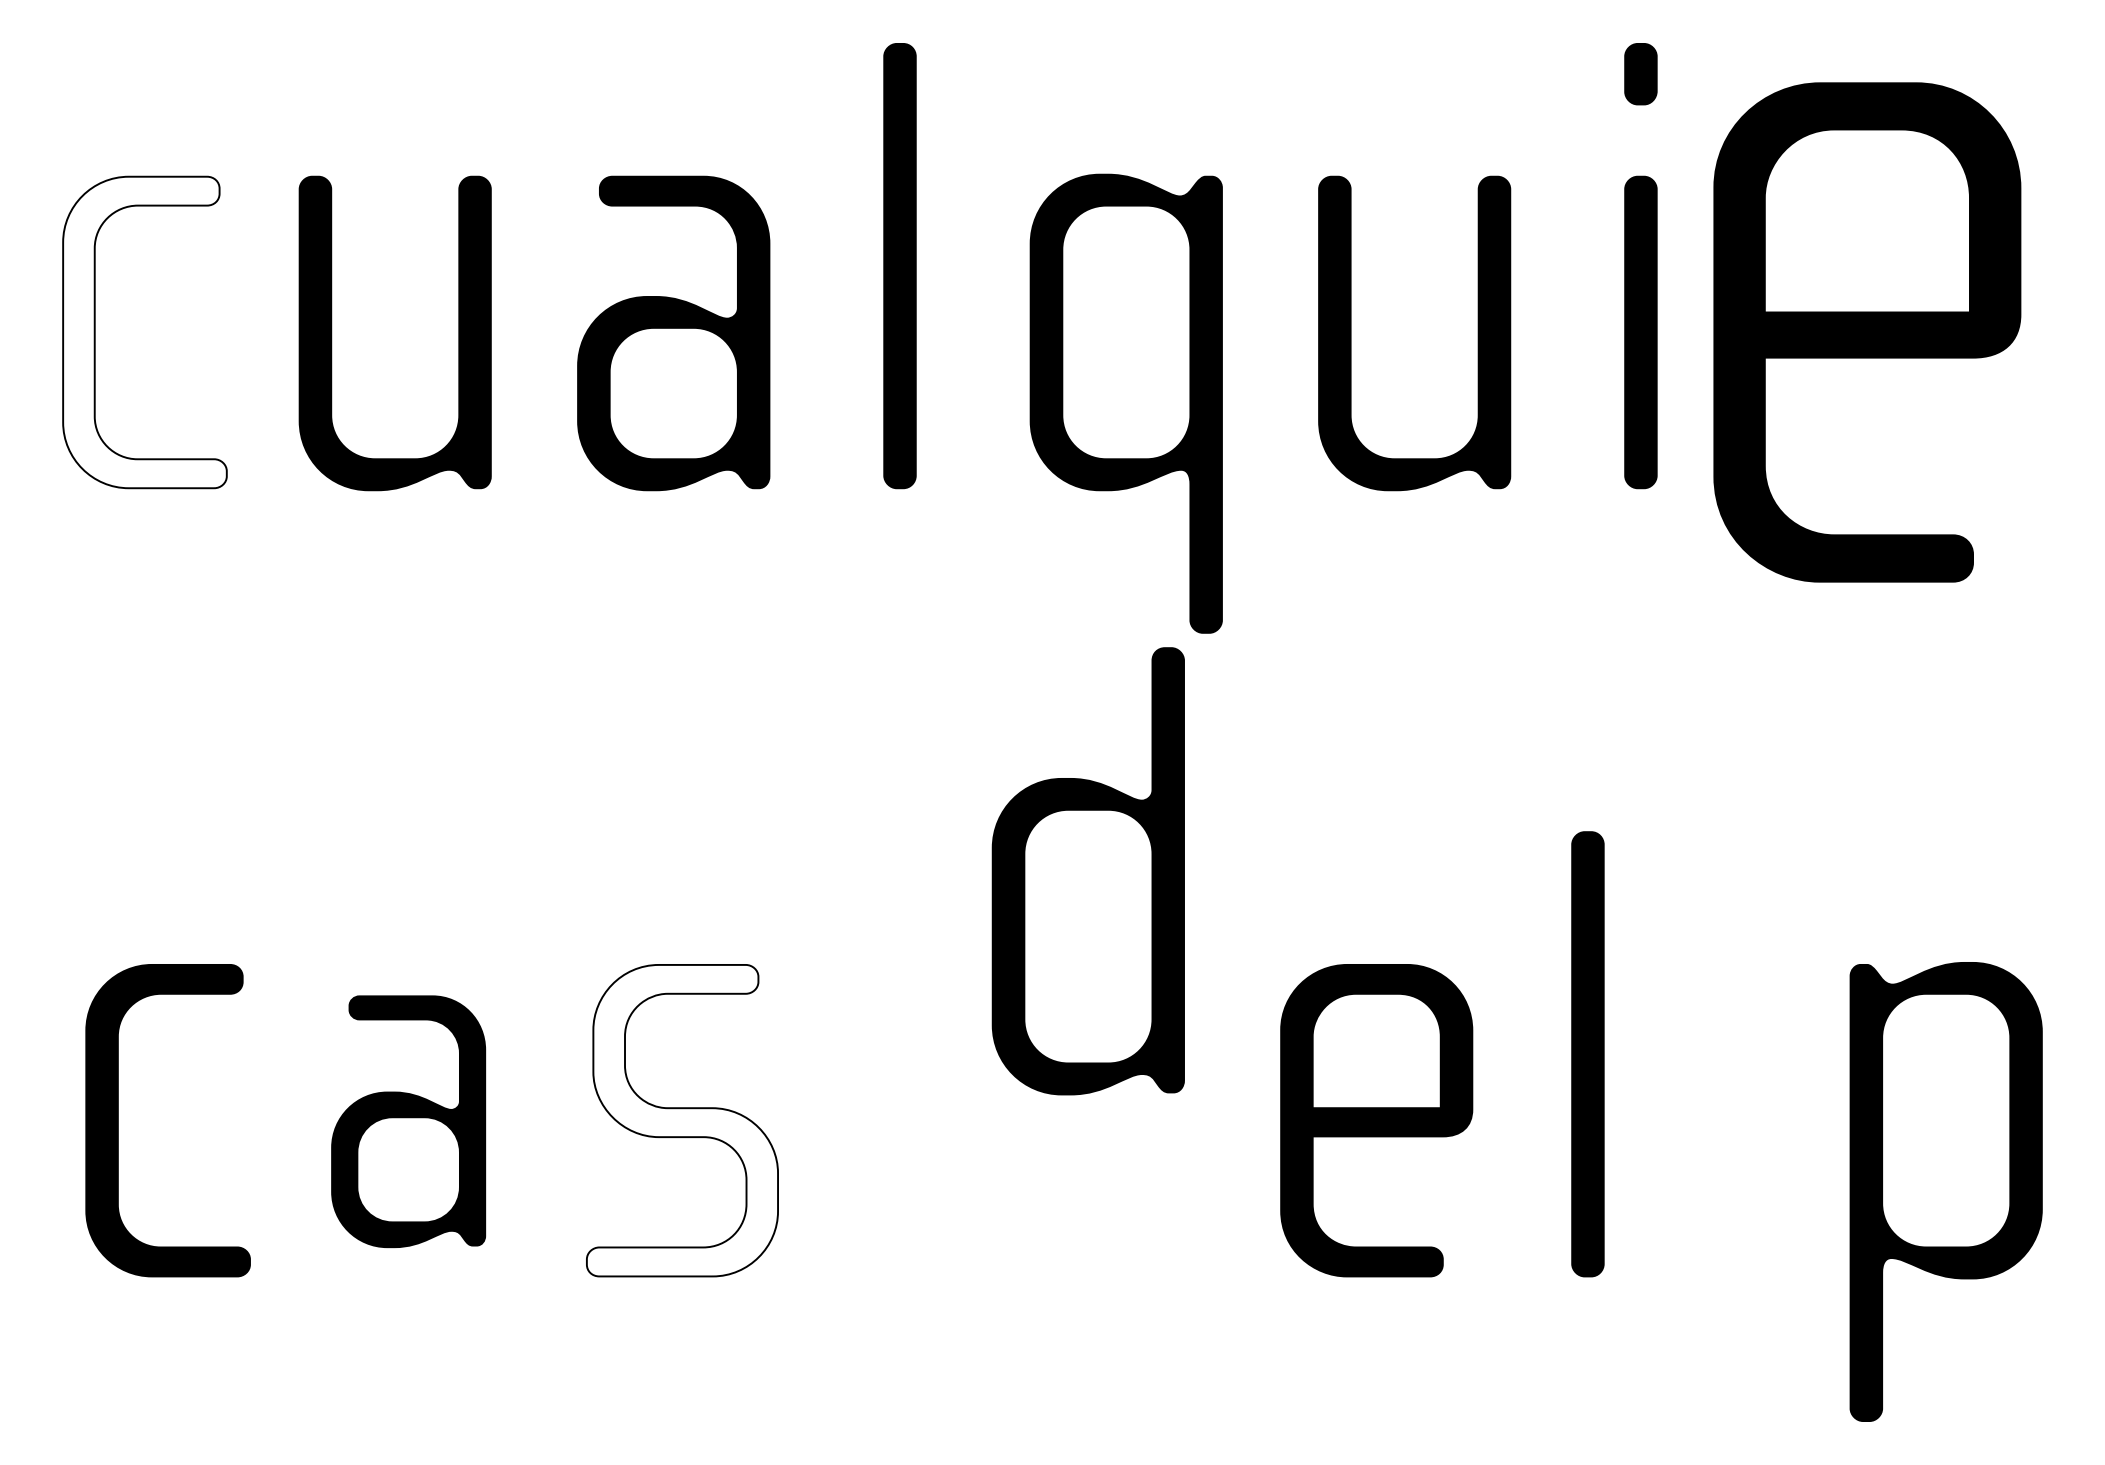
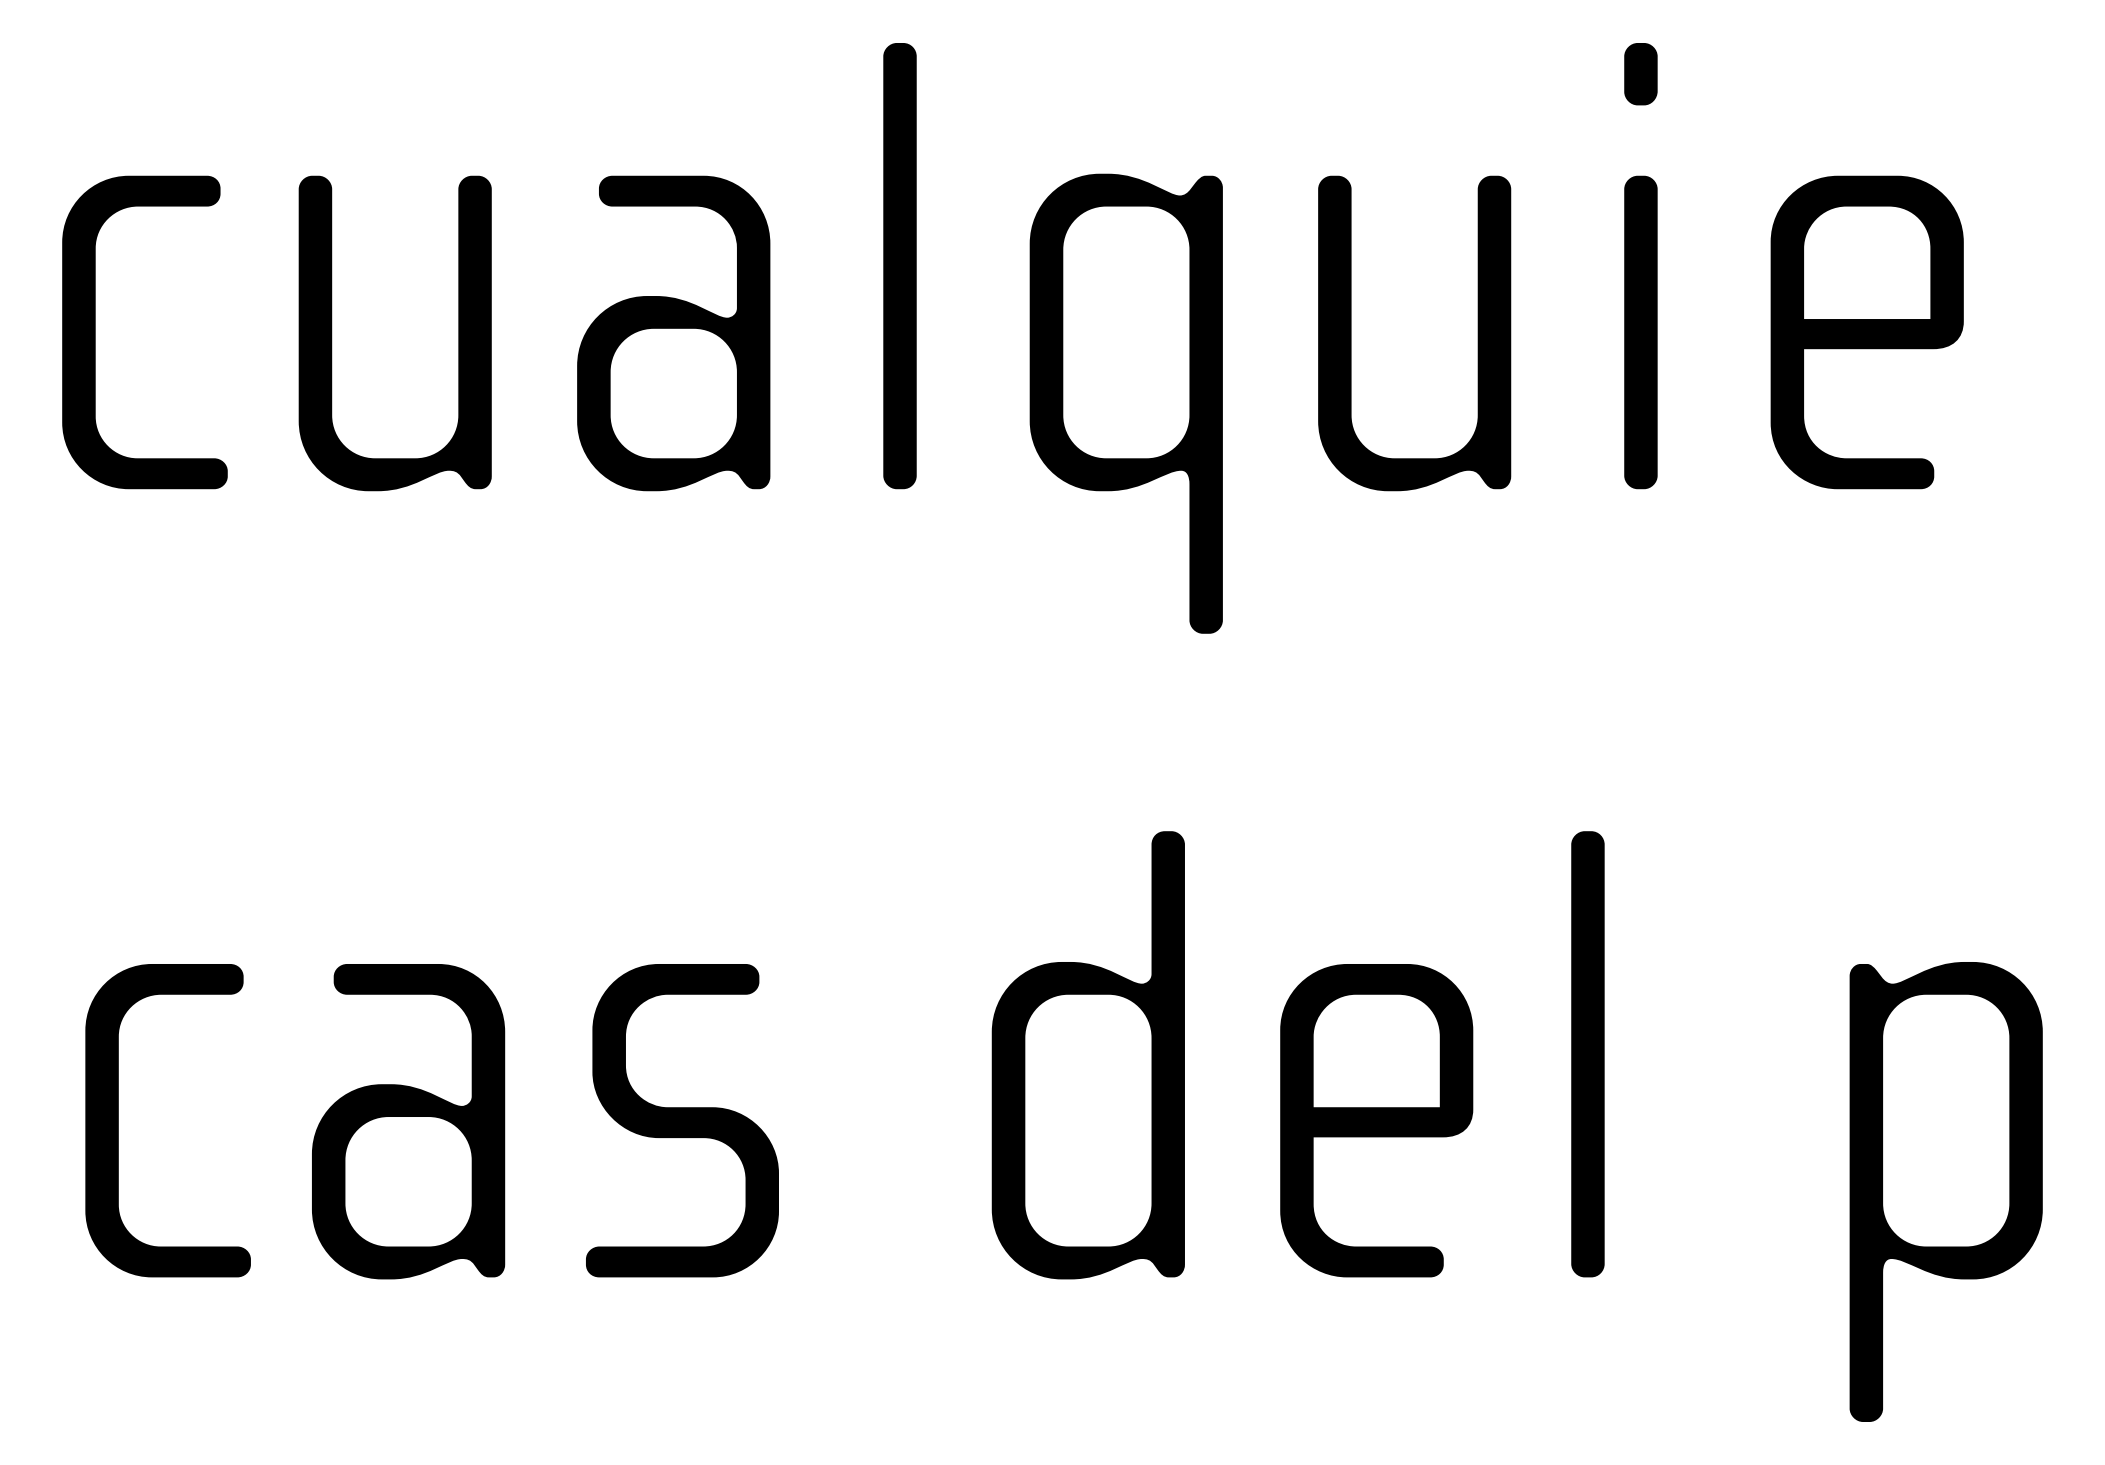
fill: none -> present (144, 332)
part size: 309x501 px -> 194x315 px (1866, 332)
part position: (1087, 871) -> (1087, 1055) (1087, 1055)
fill: none -> present (682, 1120)
part size: 156x254 px -> 194x316 px (408, 1121)
